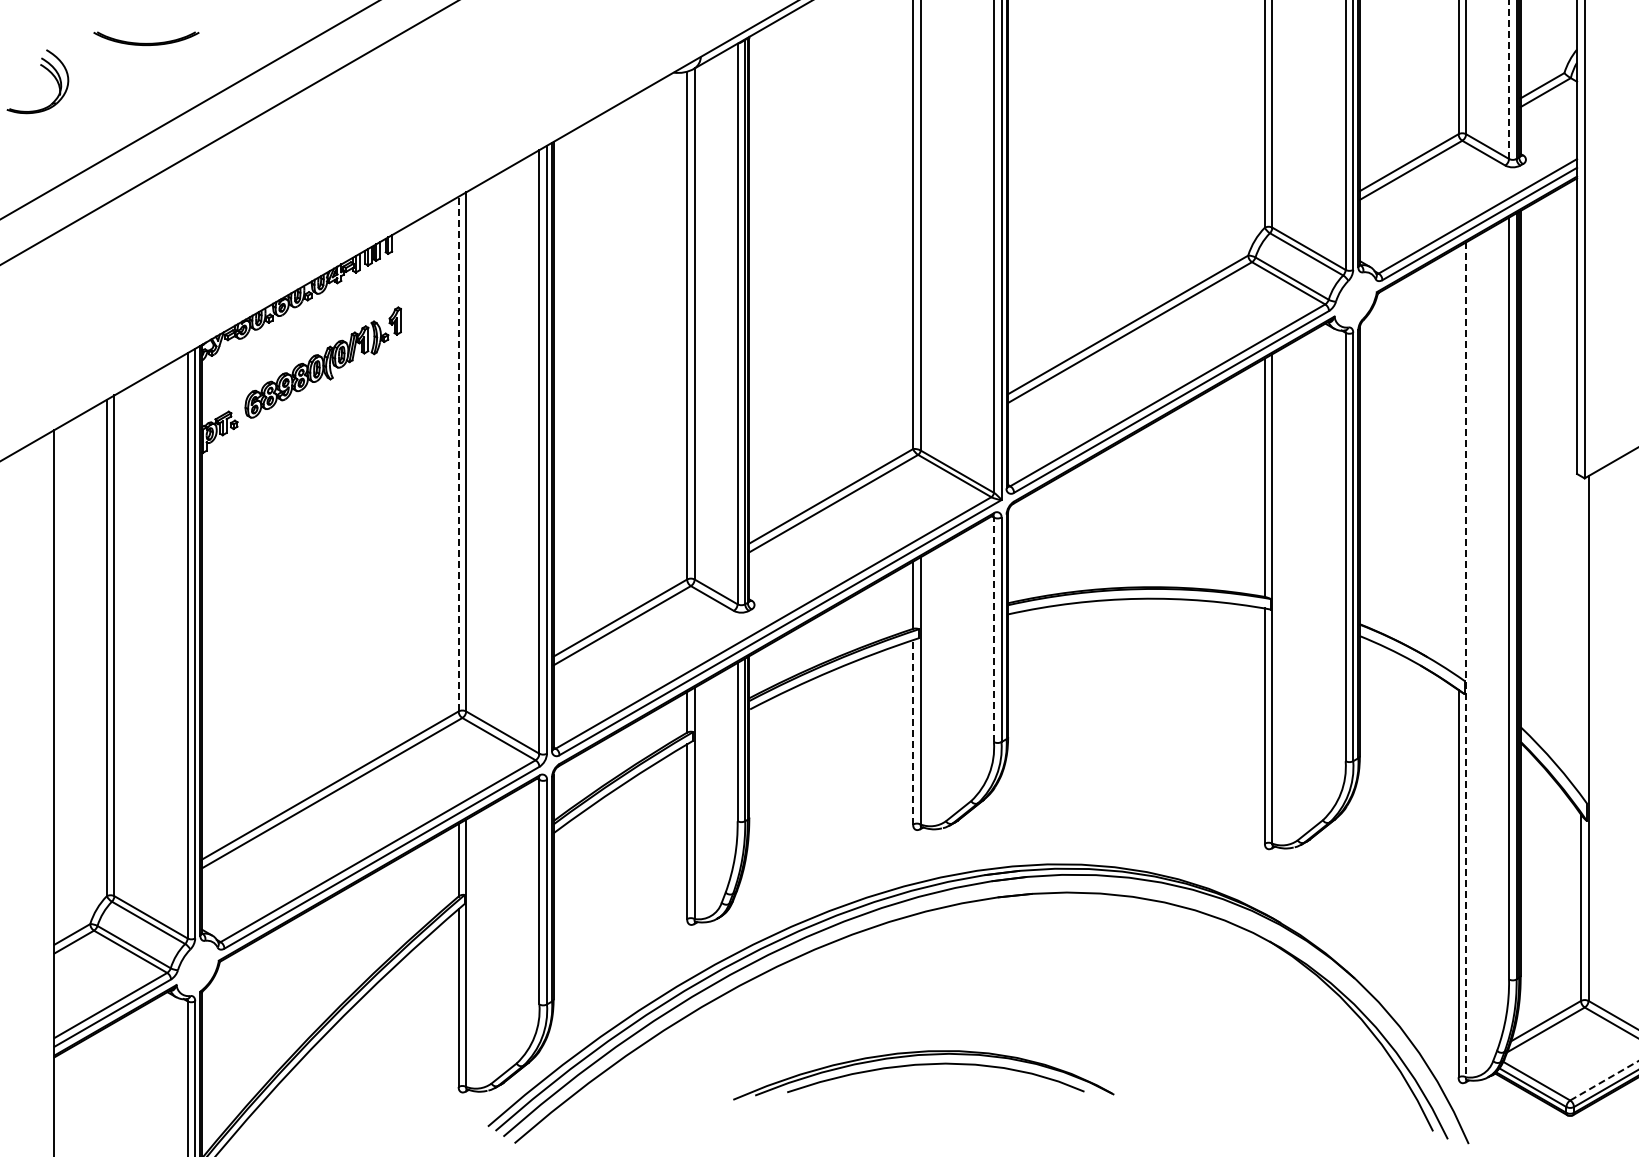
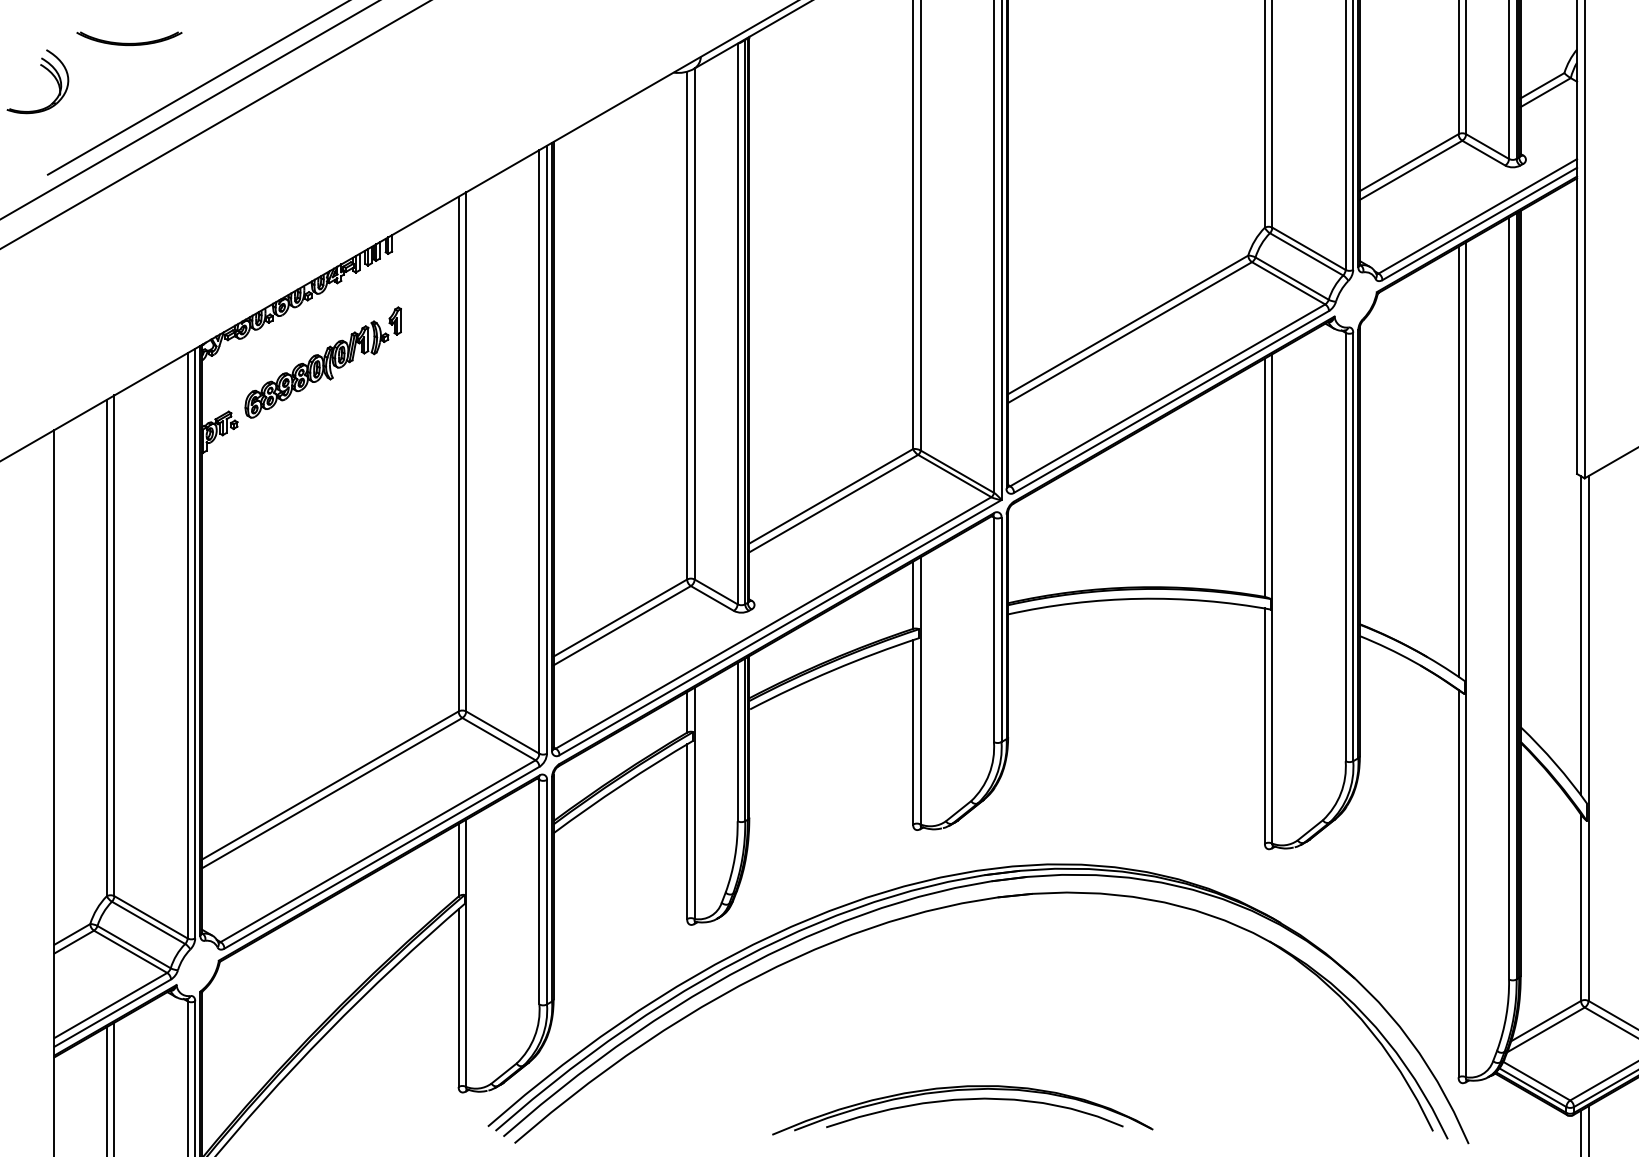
part position: (146, 38) -> (129, 38) (129, 38)
line: dashed -> solid (1509, 79)
line: none -> present (196, 88)
line position: (228, 132) -> (214, 124) (214, 124)
line: dashed -> solid (458, 453)
line: none -> present (1458, 461)
line: dashed -> solid (993, 629)
line: none -> present (1581, 635)
line: dashed -> solid (1466, 660)
line: dashed -> solid (913, 731)
part position: (923, 1065) -> (962, 1100) (962, 1100)
line: dashed -> solid (1604, 1080)
line: none -> present (114, 1087)
line: none -> present (106, 1090)
line: none -> present (1588, 1129)
line: none -> present (1581, 1131)
